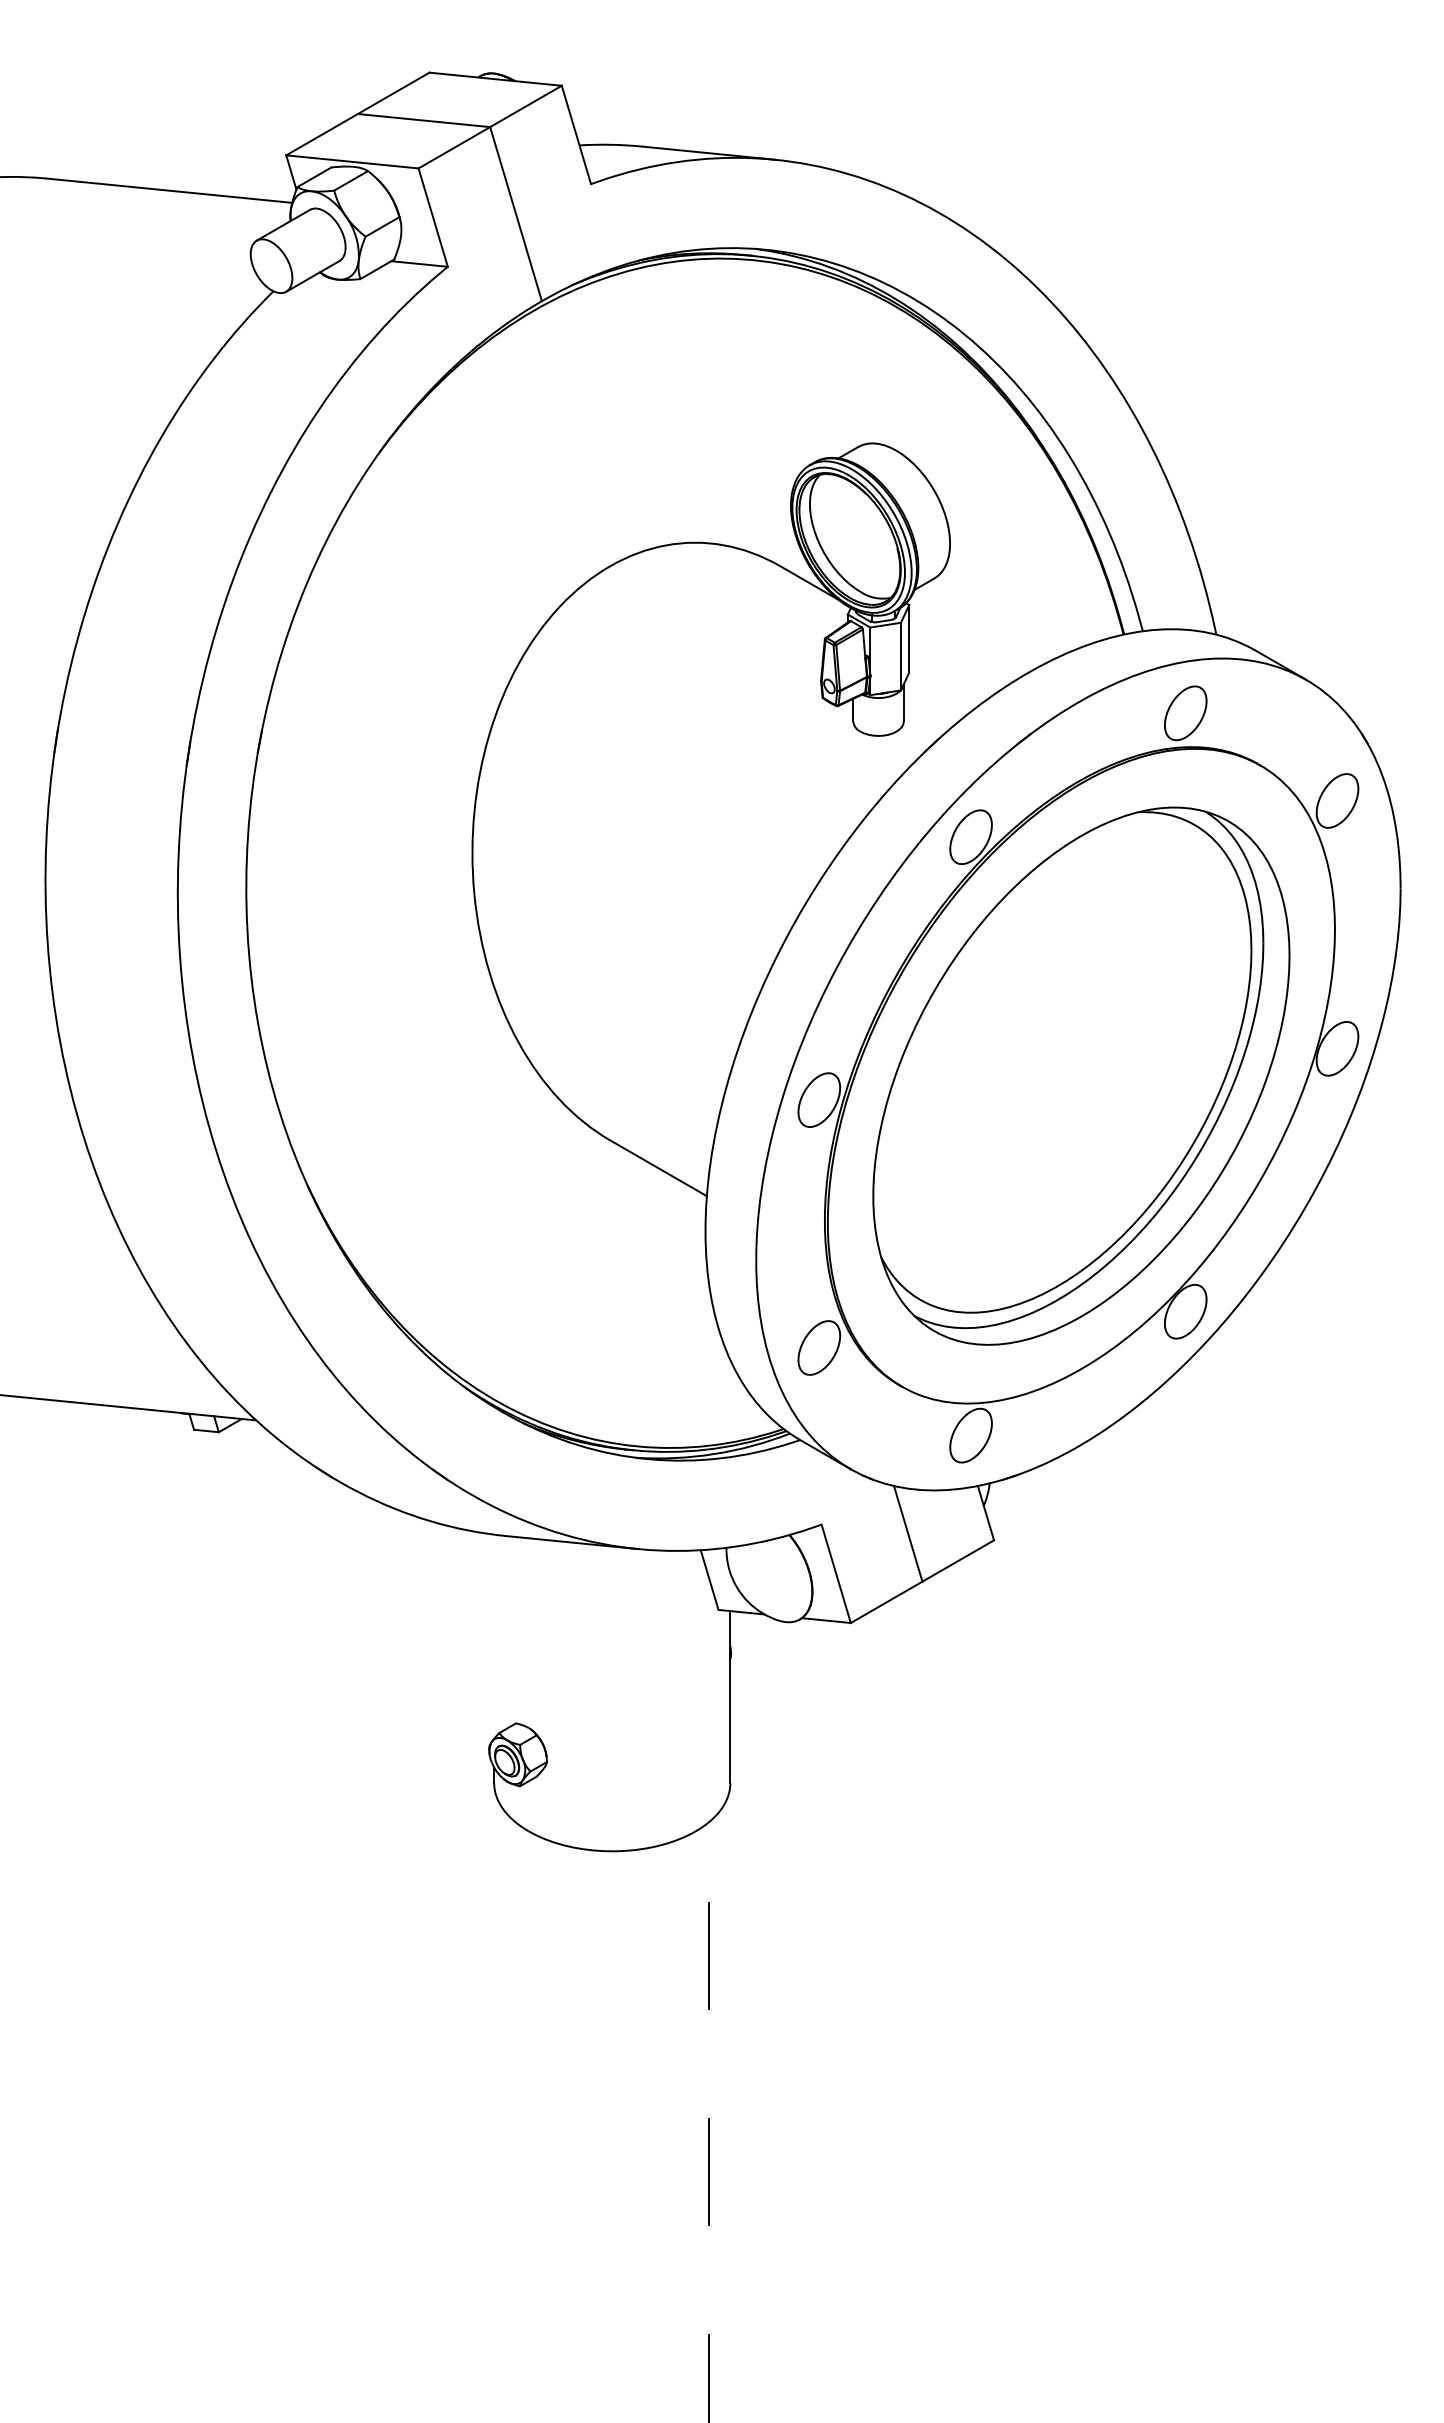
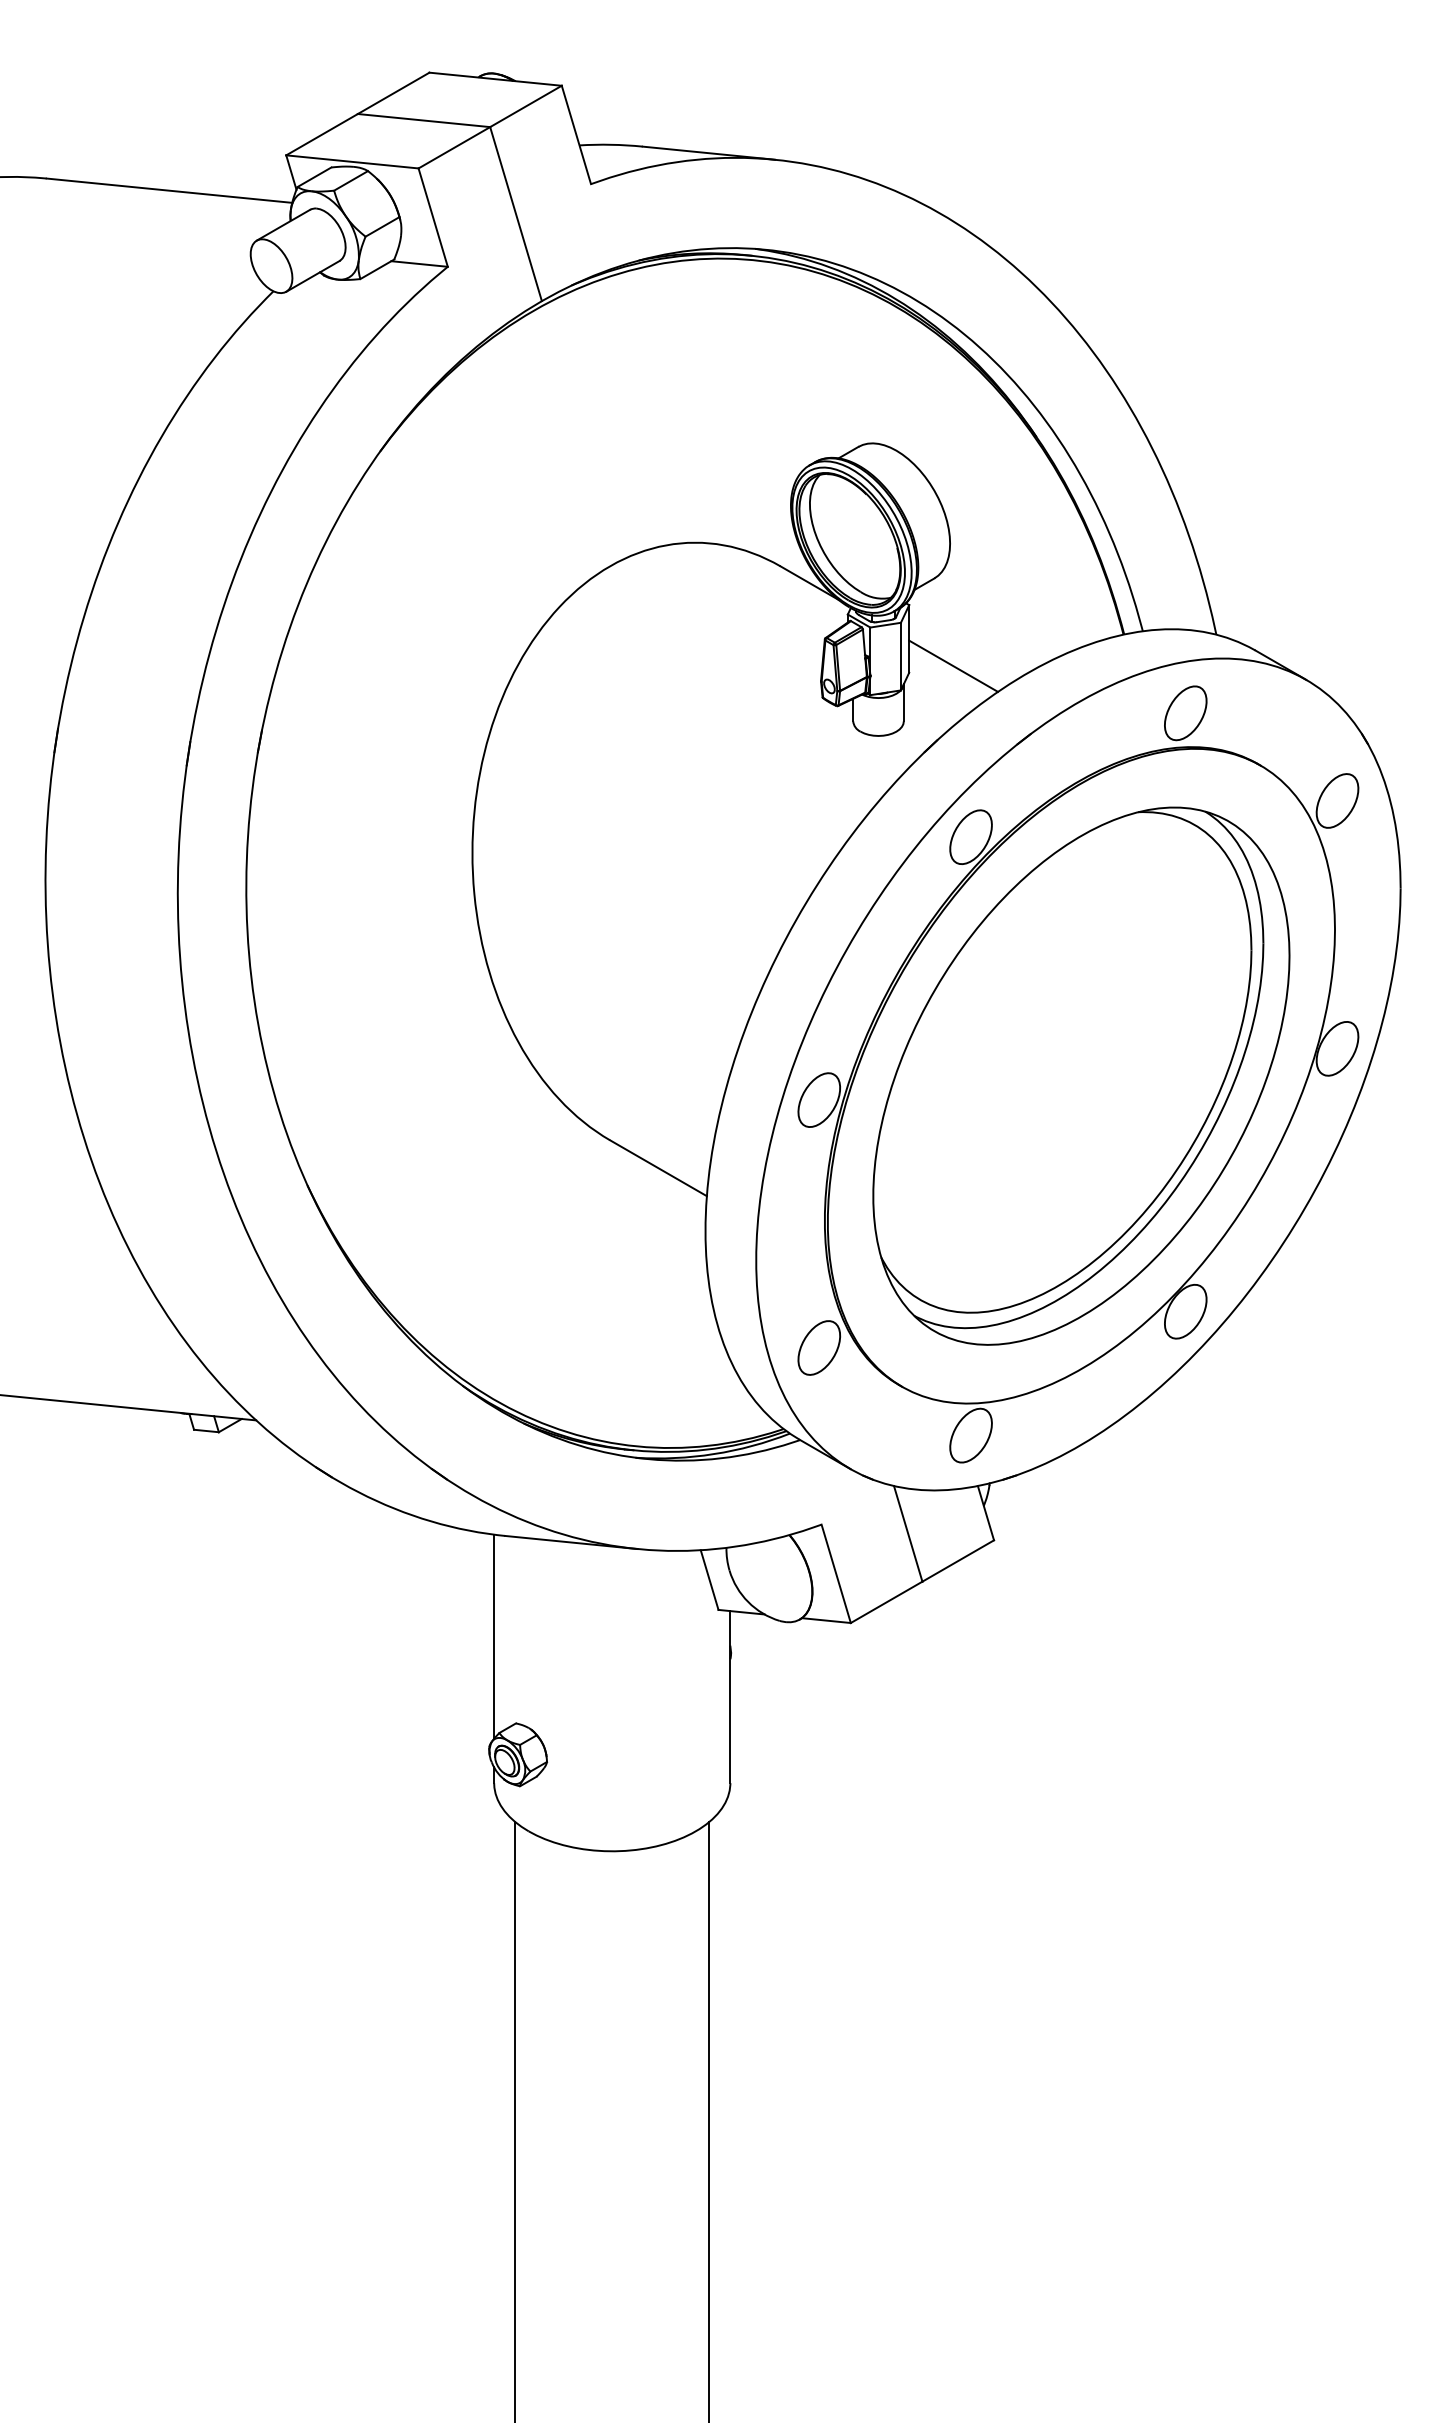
line: none -> present (953, 665)
line: none -> present (494, 1636)
line: none -> present (515, 2120)
line: dashed -> solid (709, 2121)
